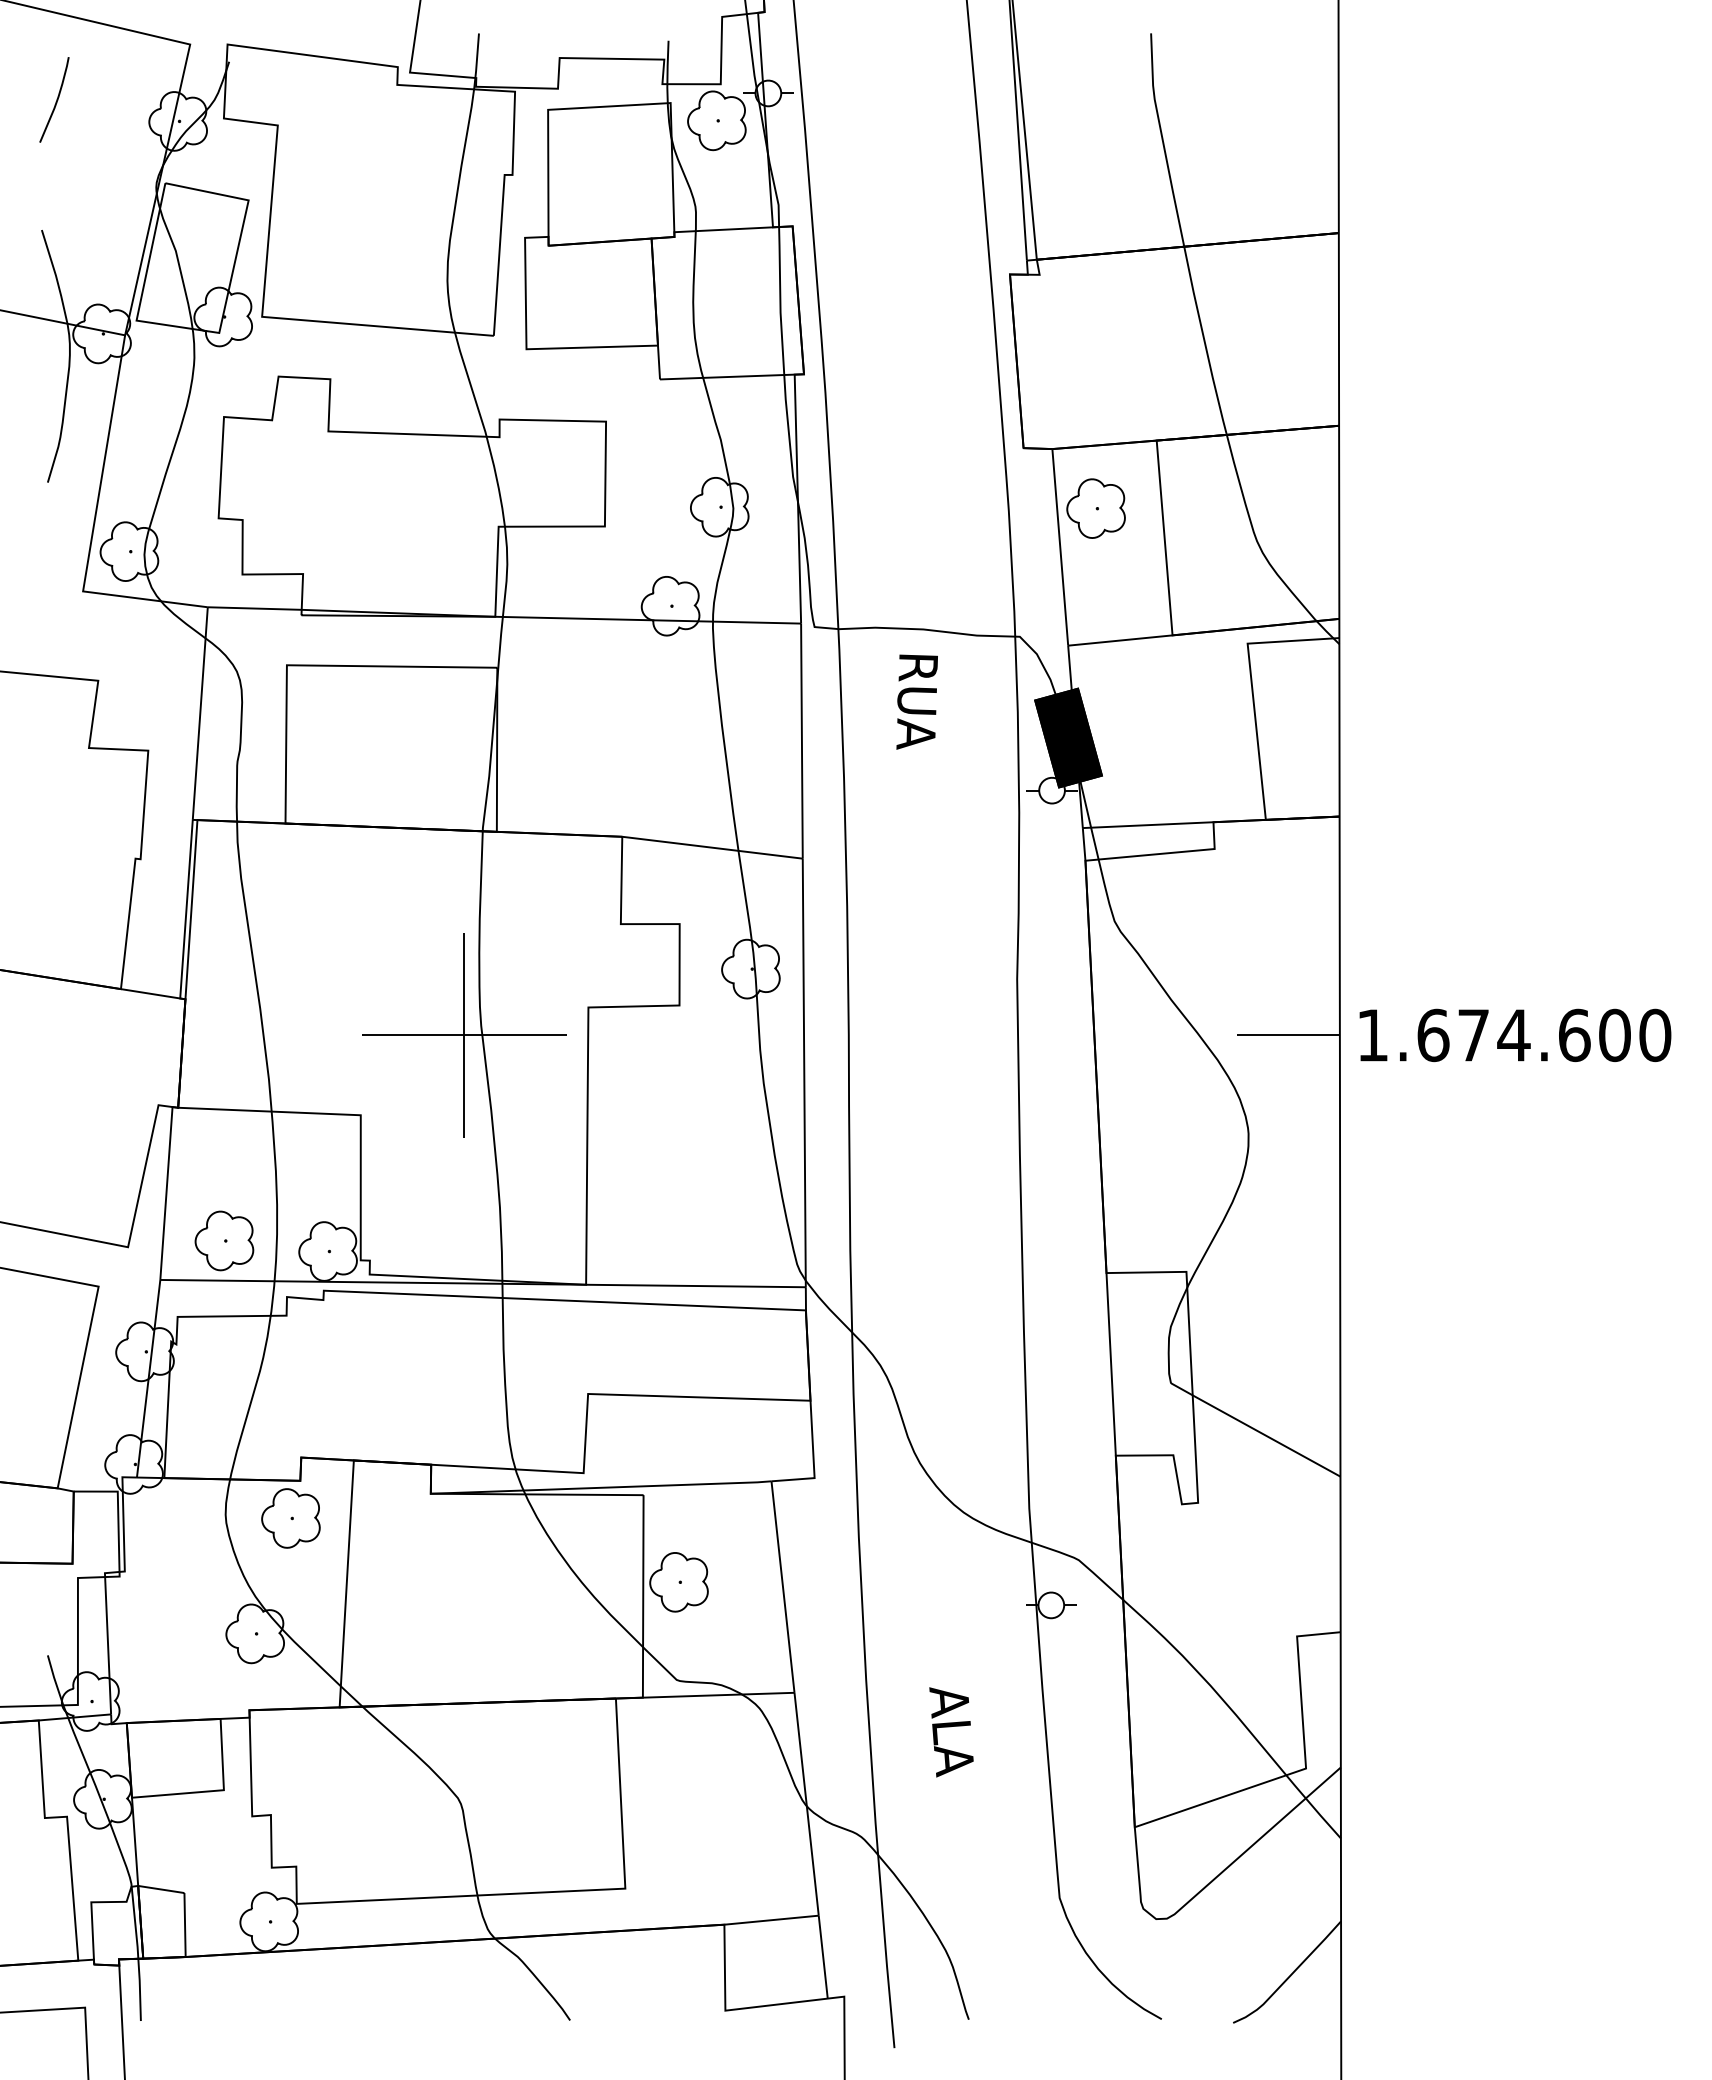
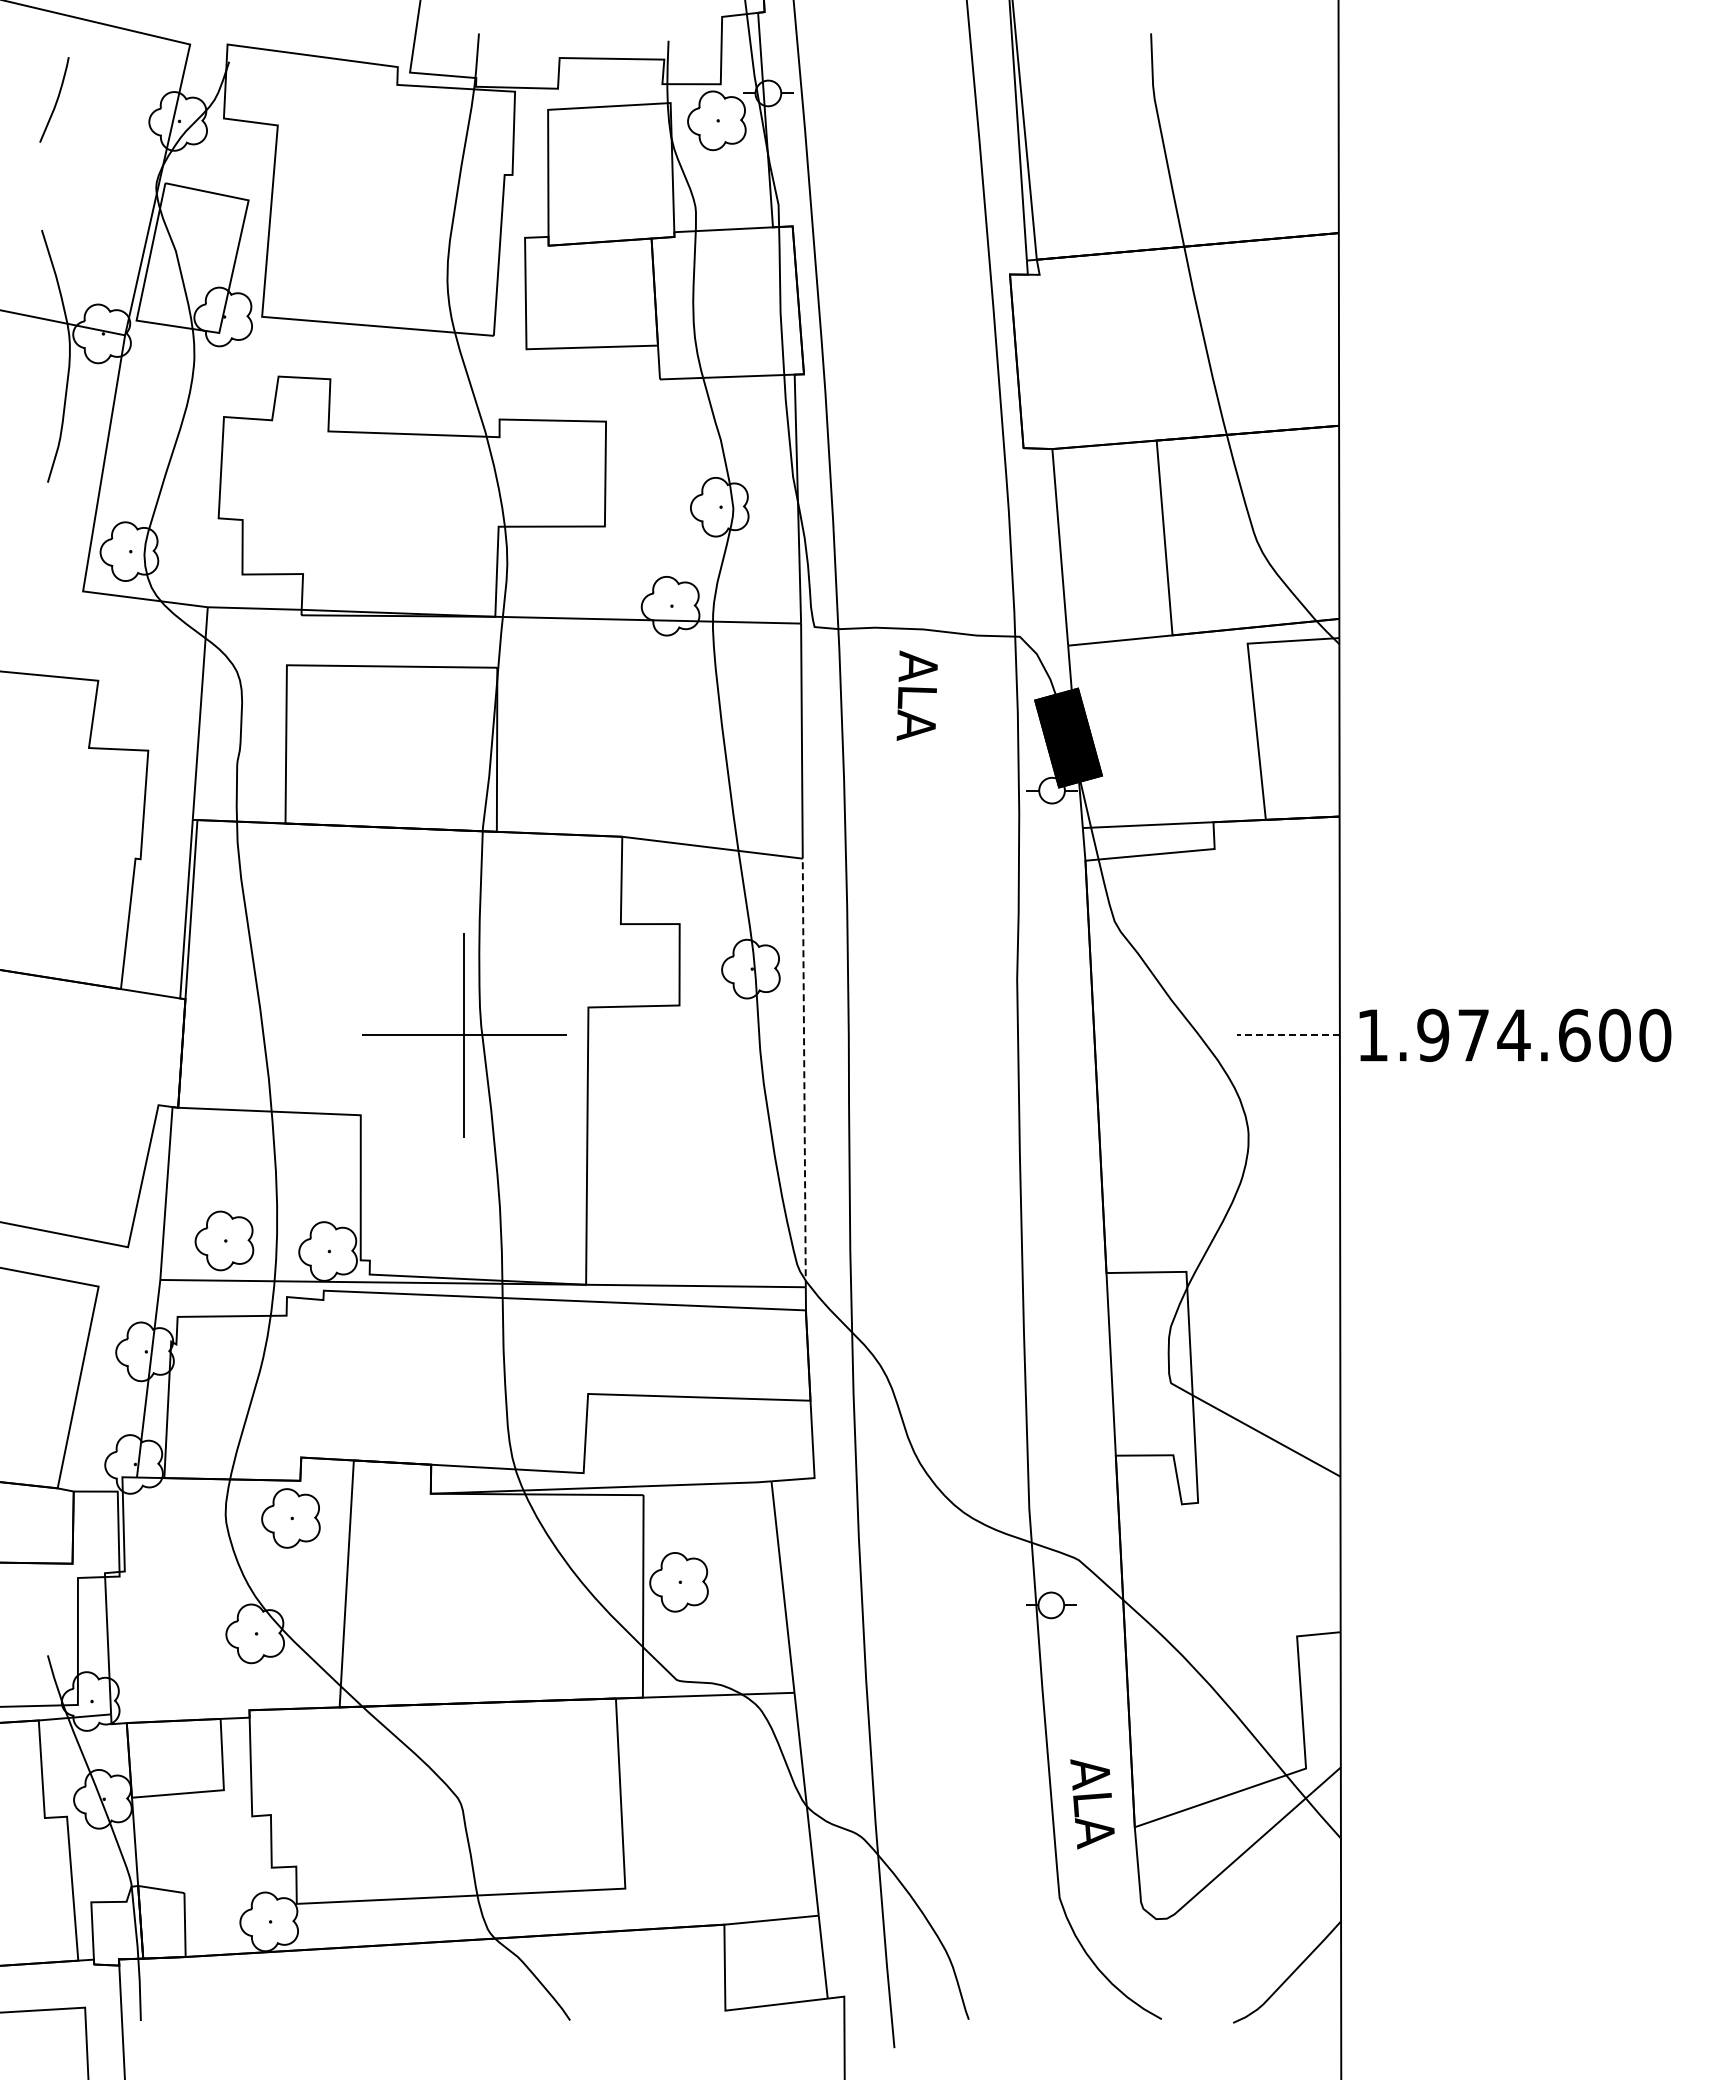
part: present -> none (1095, 508)
text: RUA -> ALA (916, 699)
line: solid -> dashed (1287, 1035)
text: 1.674.600 -> 1.974.600 (1433, 1035)
line: solid -> dashed (804, 1072)
text position: (951, 1732) -> (1092, 1804) (1092, 1804)
